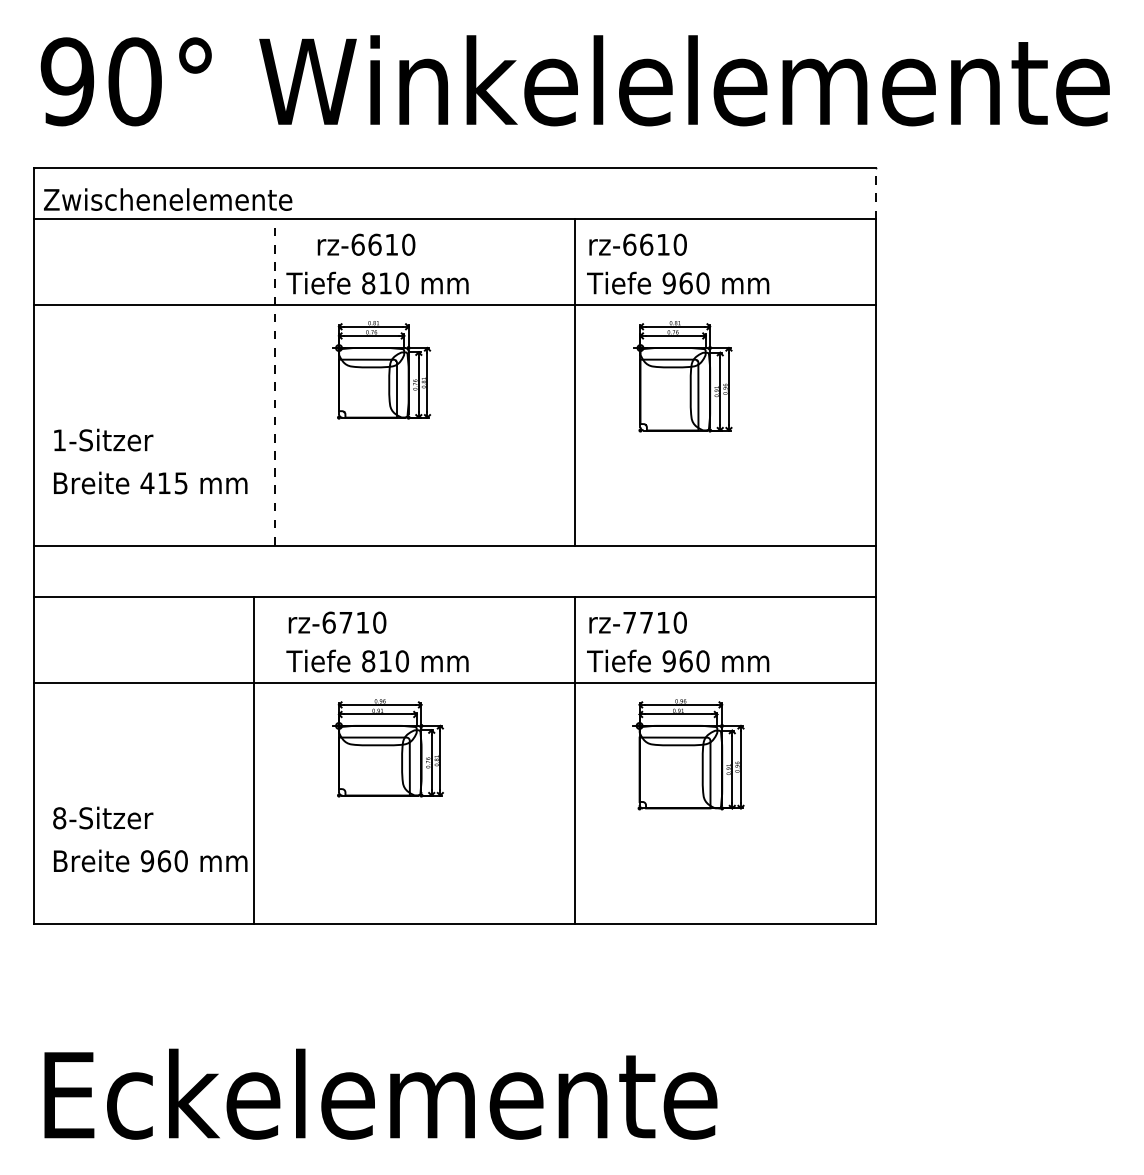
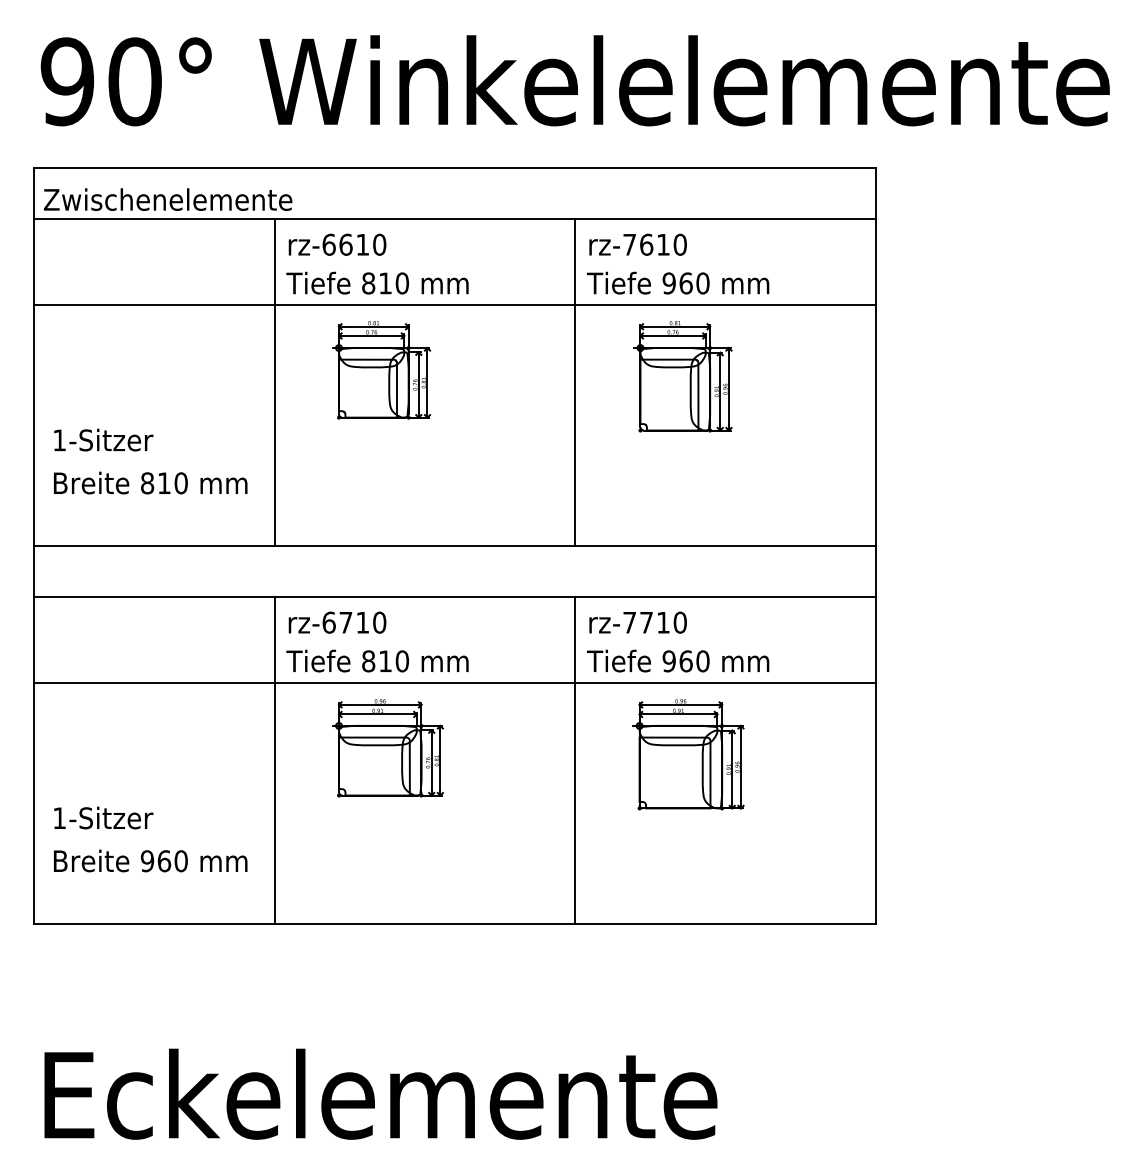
line: dashed -> solid (875, 193)
text position: (366, 244) -> (337, 244) (337, 244)
text: rz-6610 -> rz-7610 (629, 244)
line: dashed -> solid (274, 381)
text: 415 -> 810 (163, 483)
line position: (253, 760) -> (274, 760) (274, 760)
text: 8-Sitzer -> 1-Sitzer (59, 818)
